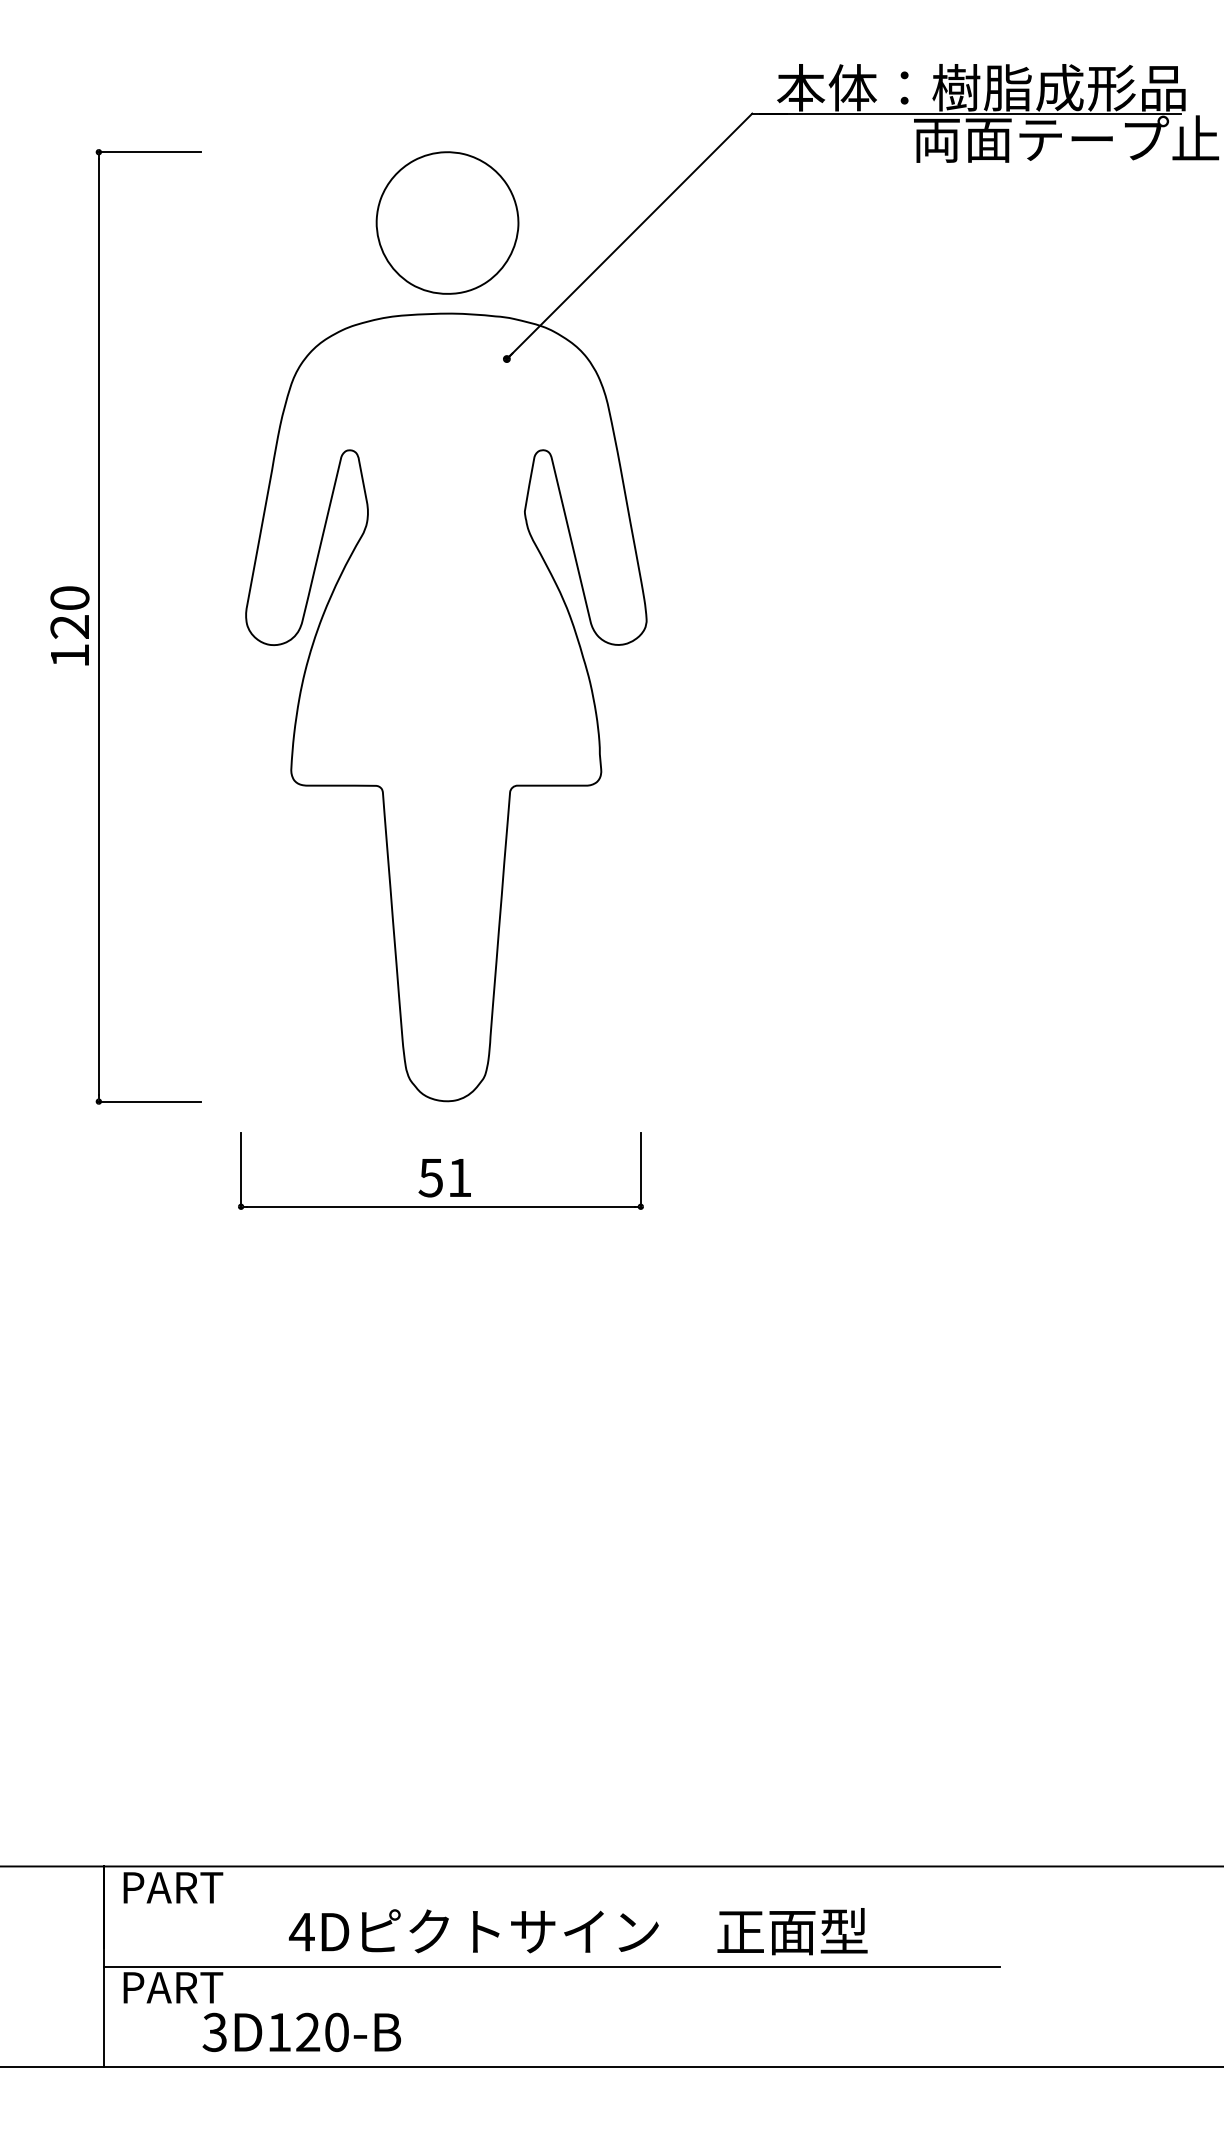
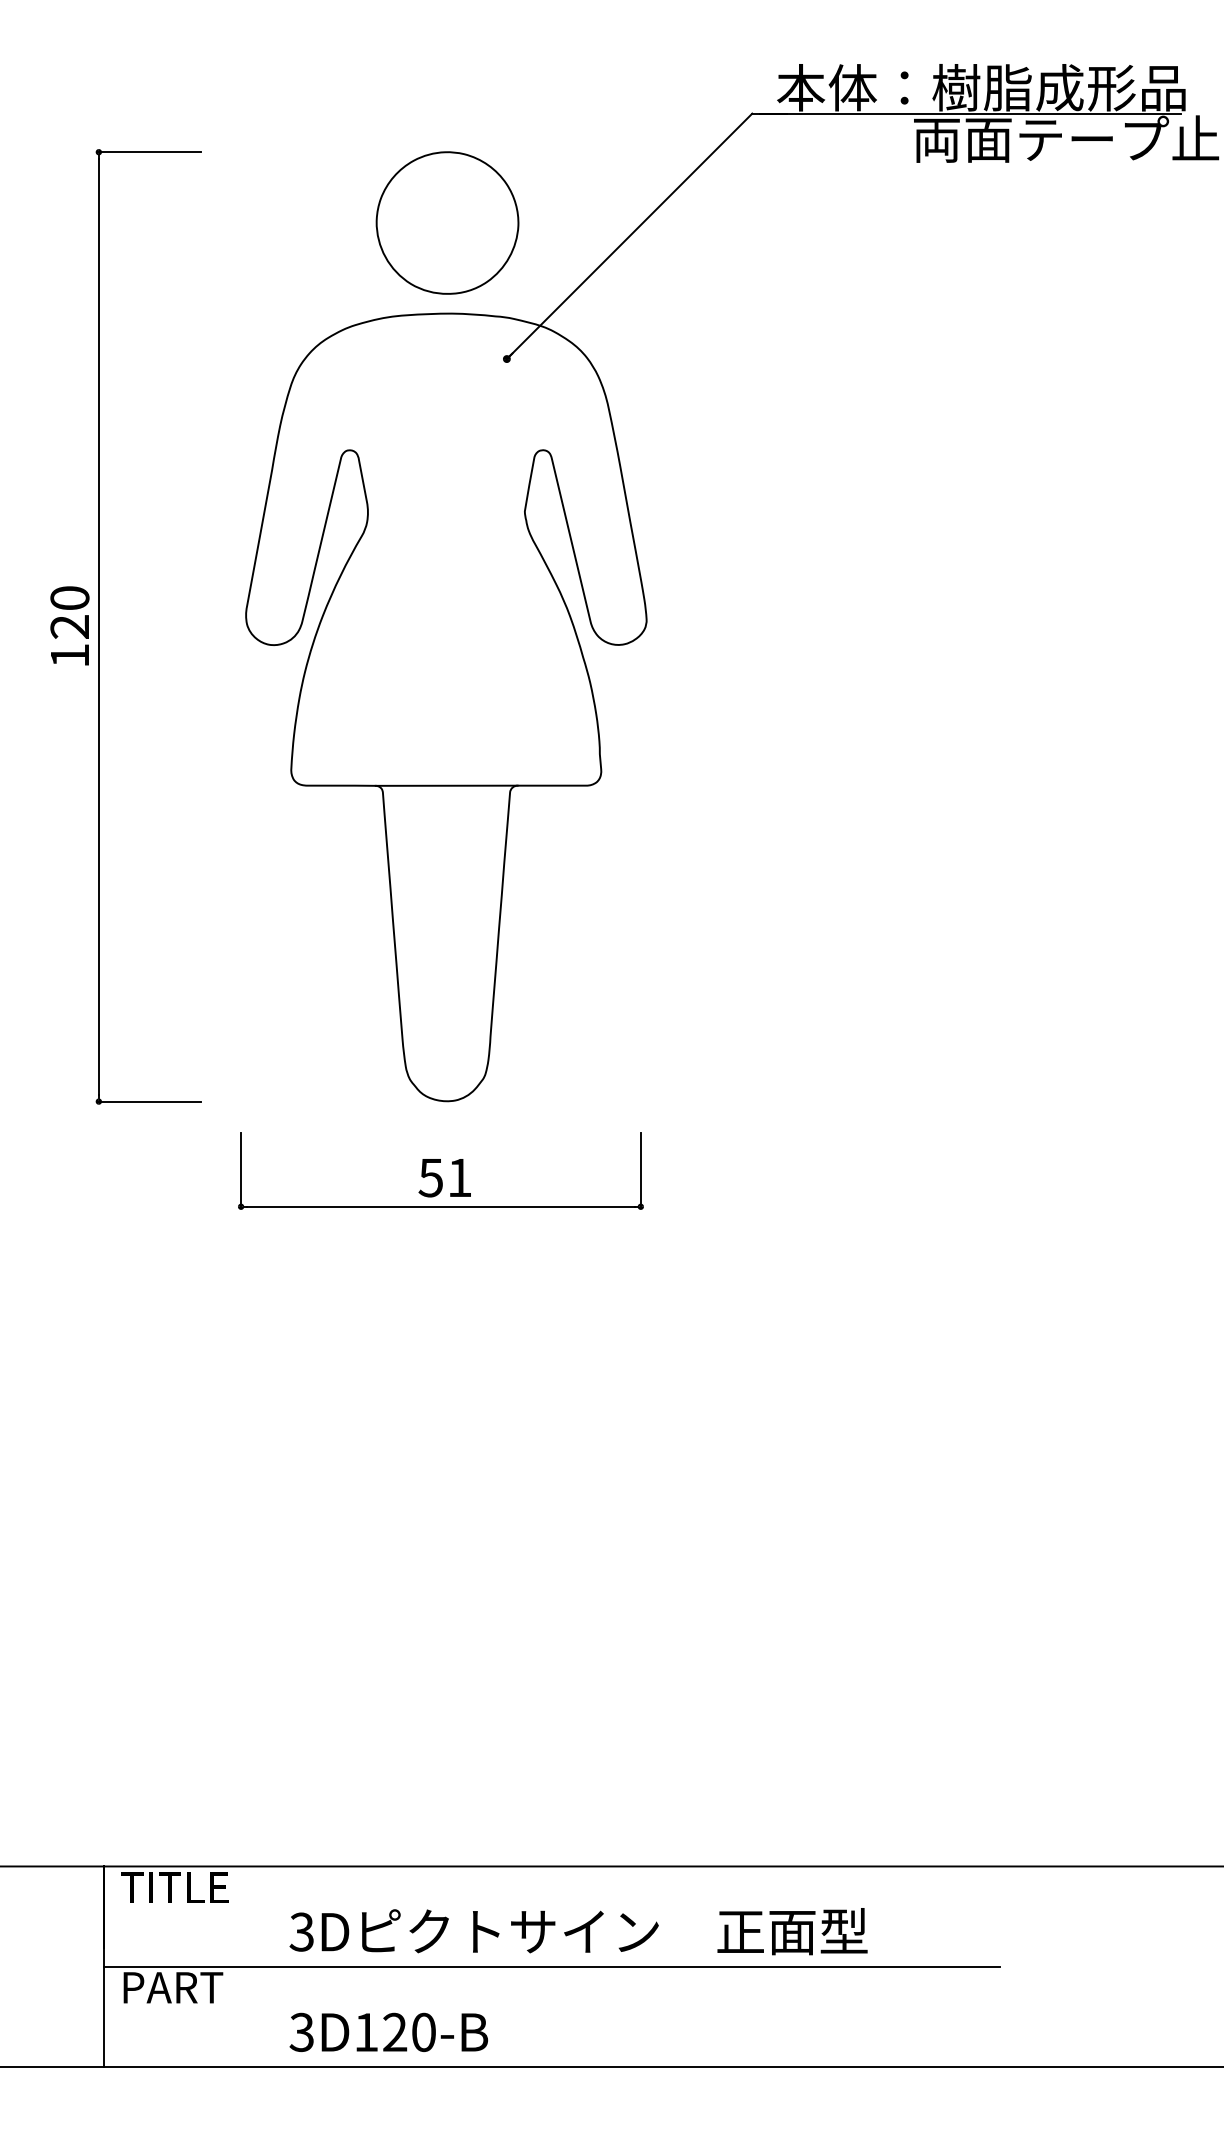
line: none -> present (446, 785)
text: PART -> TITLE (174, 1887)
text: 4D -> 3D (301, 1931)
text position: (301, 2031) -> (388, 2031) (388, 2031)
